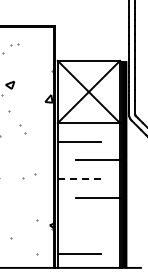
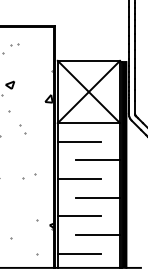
line: dashed -> solid (79, 179)
line: none -> present (79, 216)
line: none -> present (98, 235)
